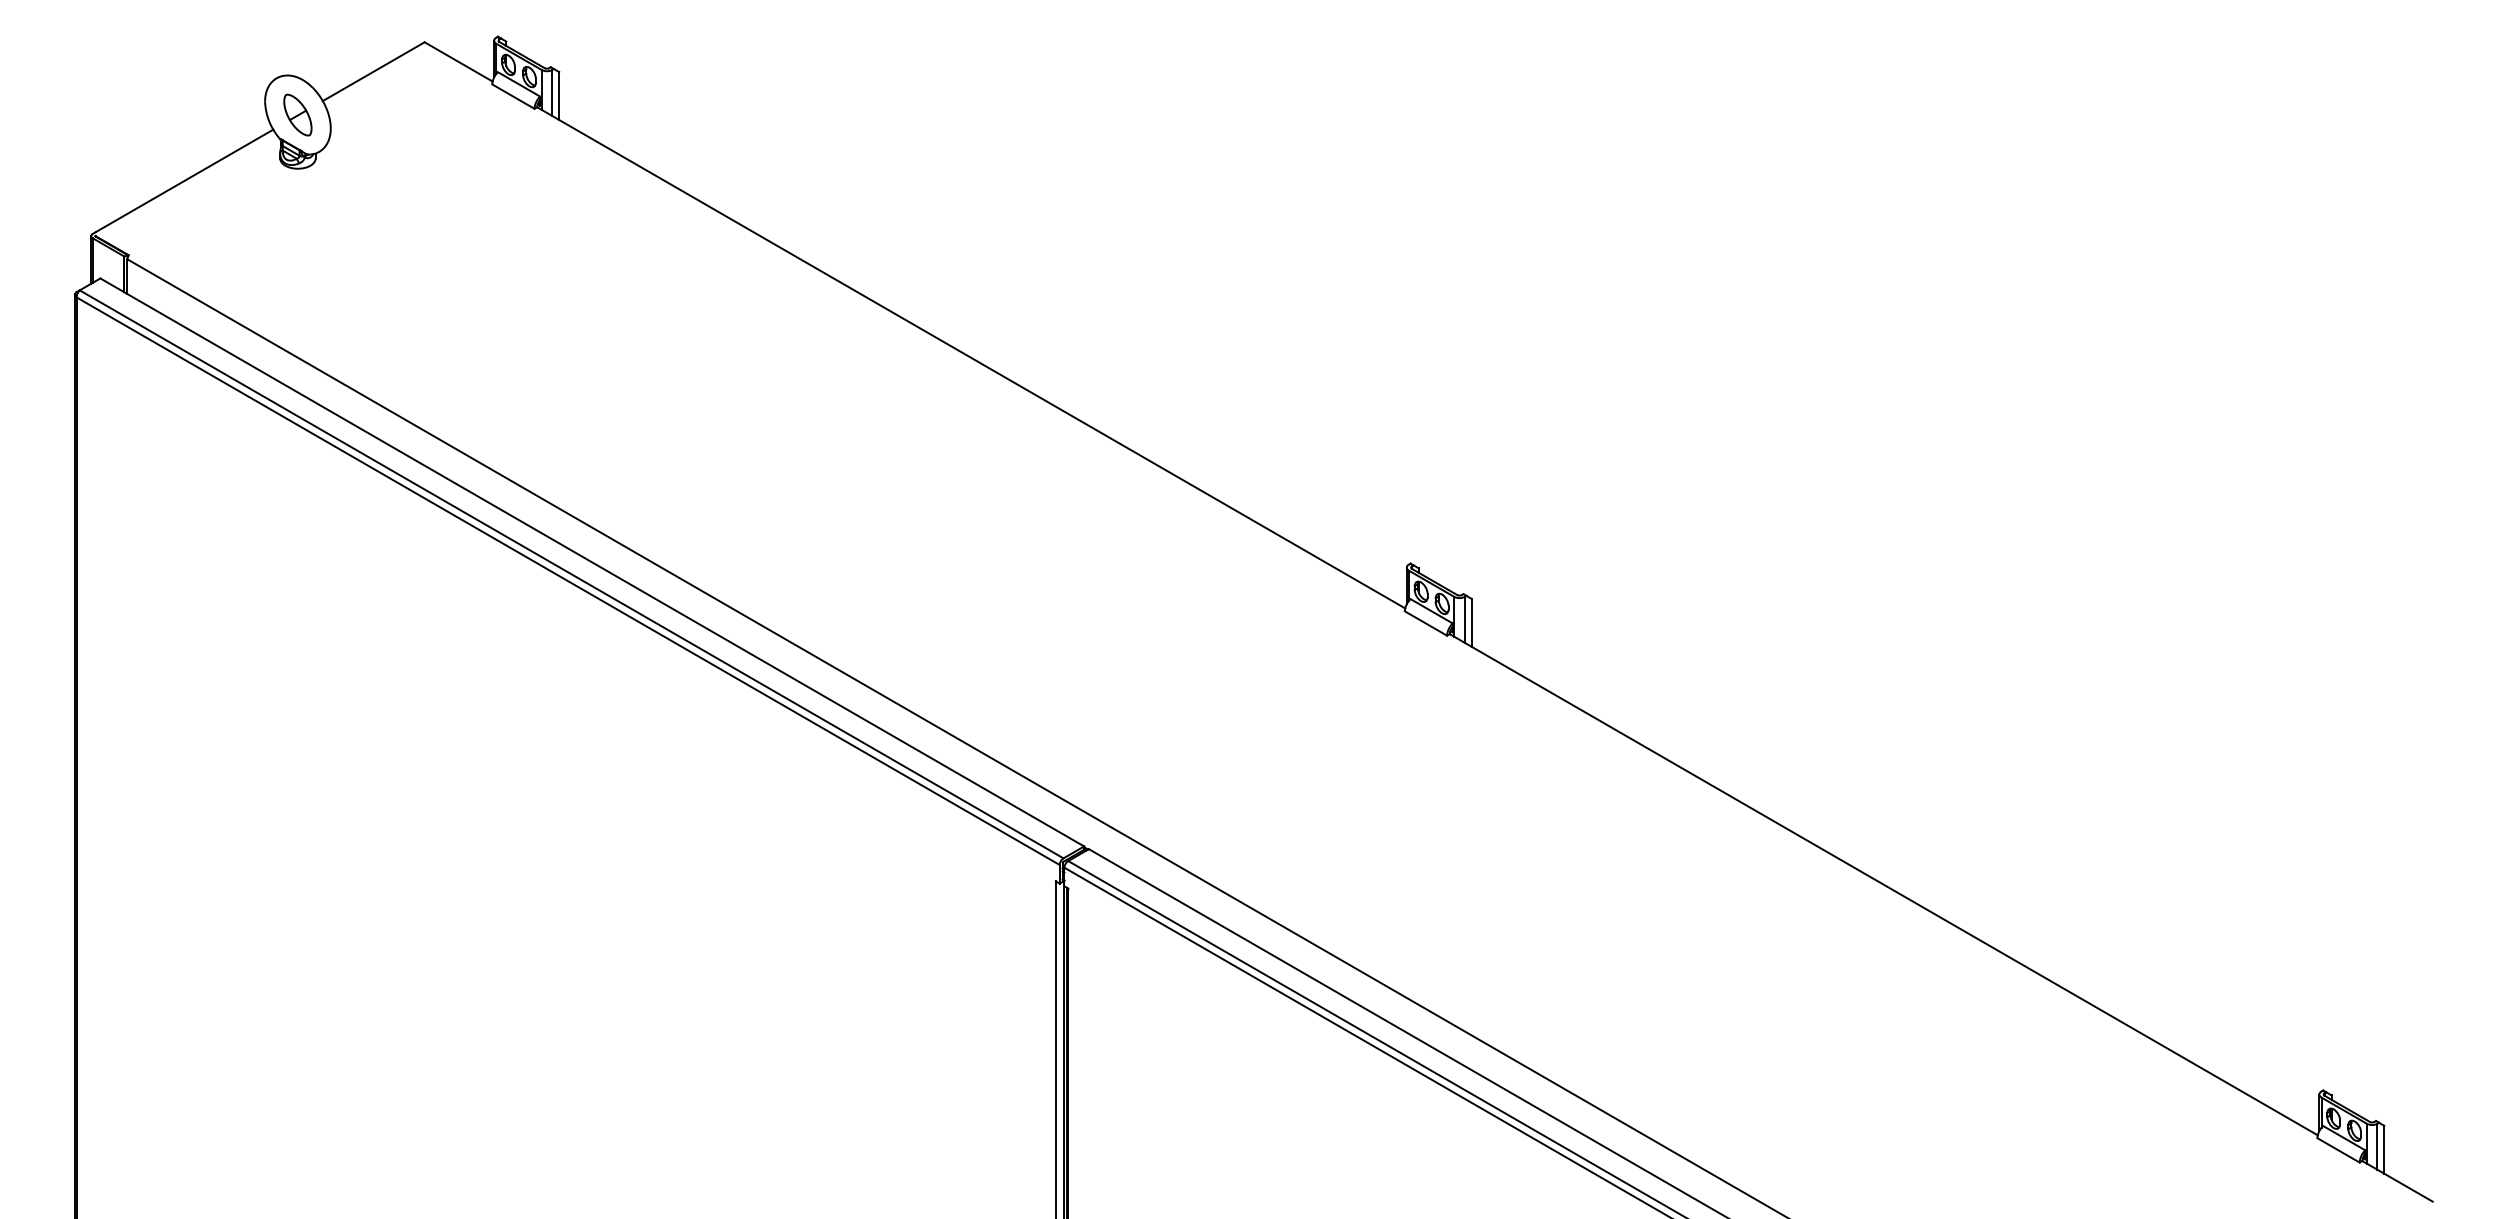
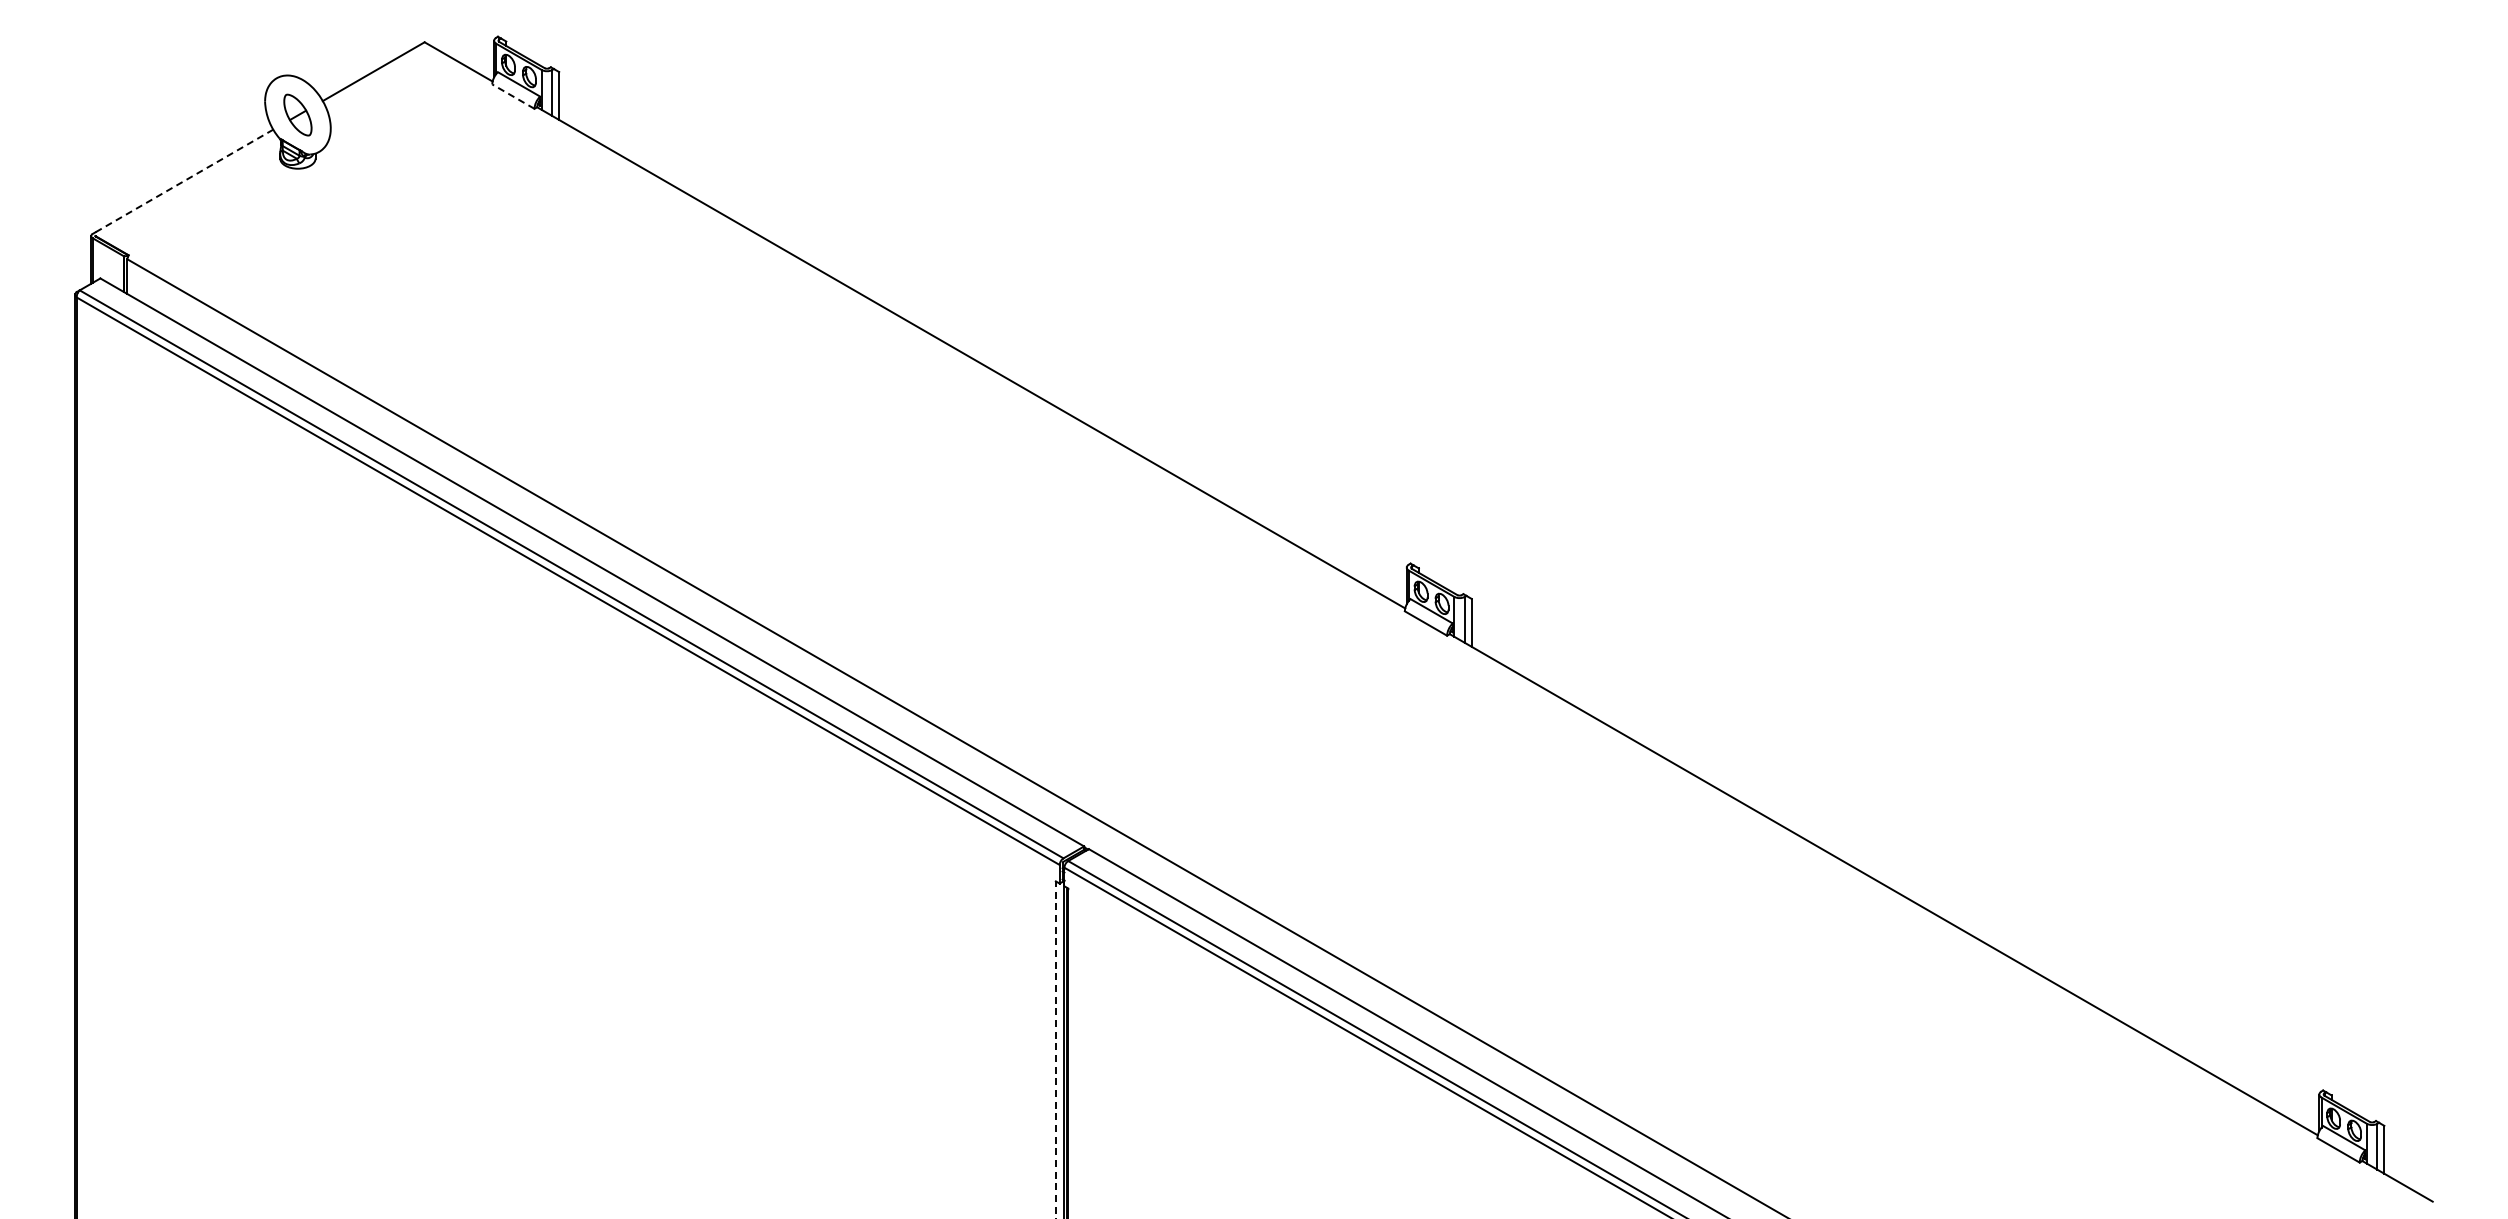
line: solid -> dashed (512, 96)
line: solid -> dashed (184, 180)
line: solid -> dashed (1055, 1049)
